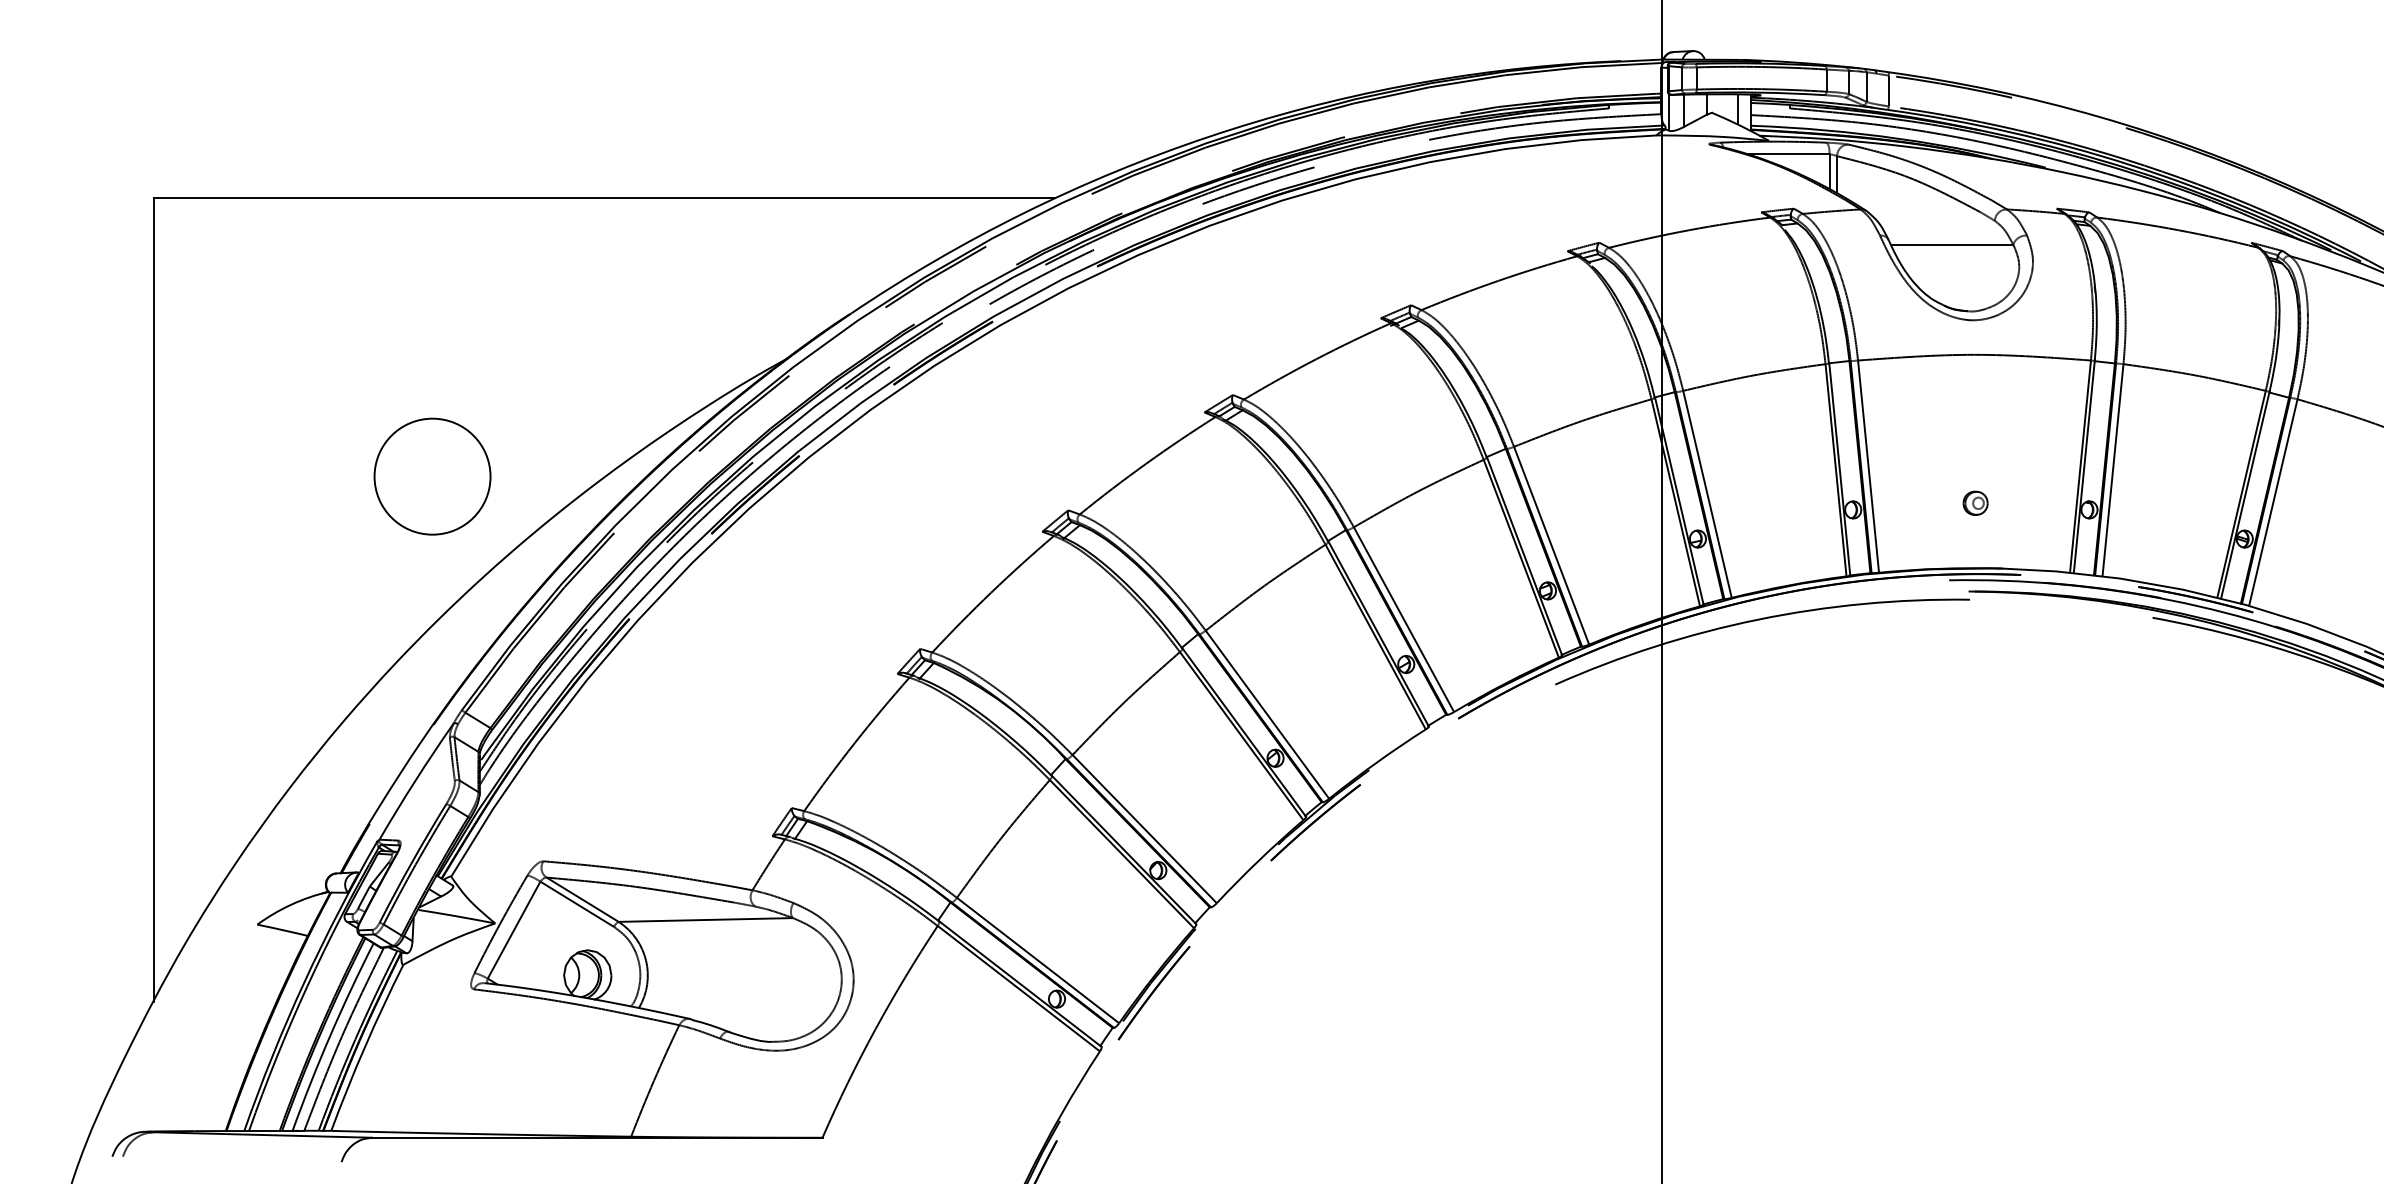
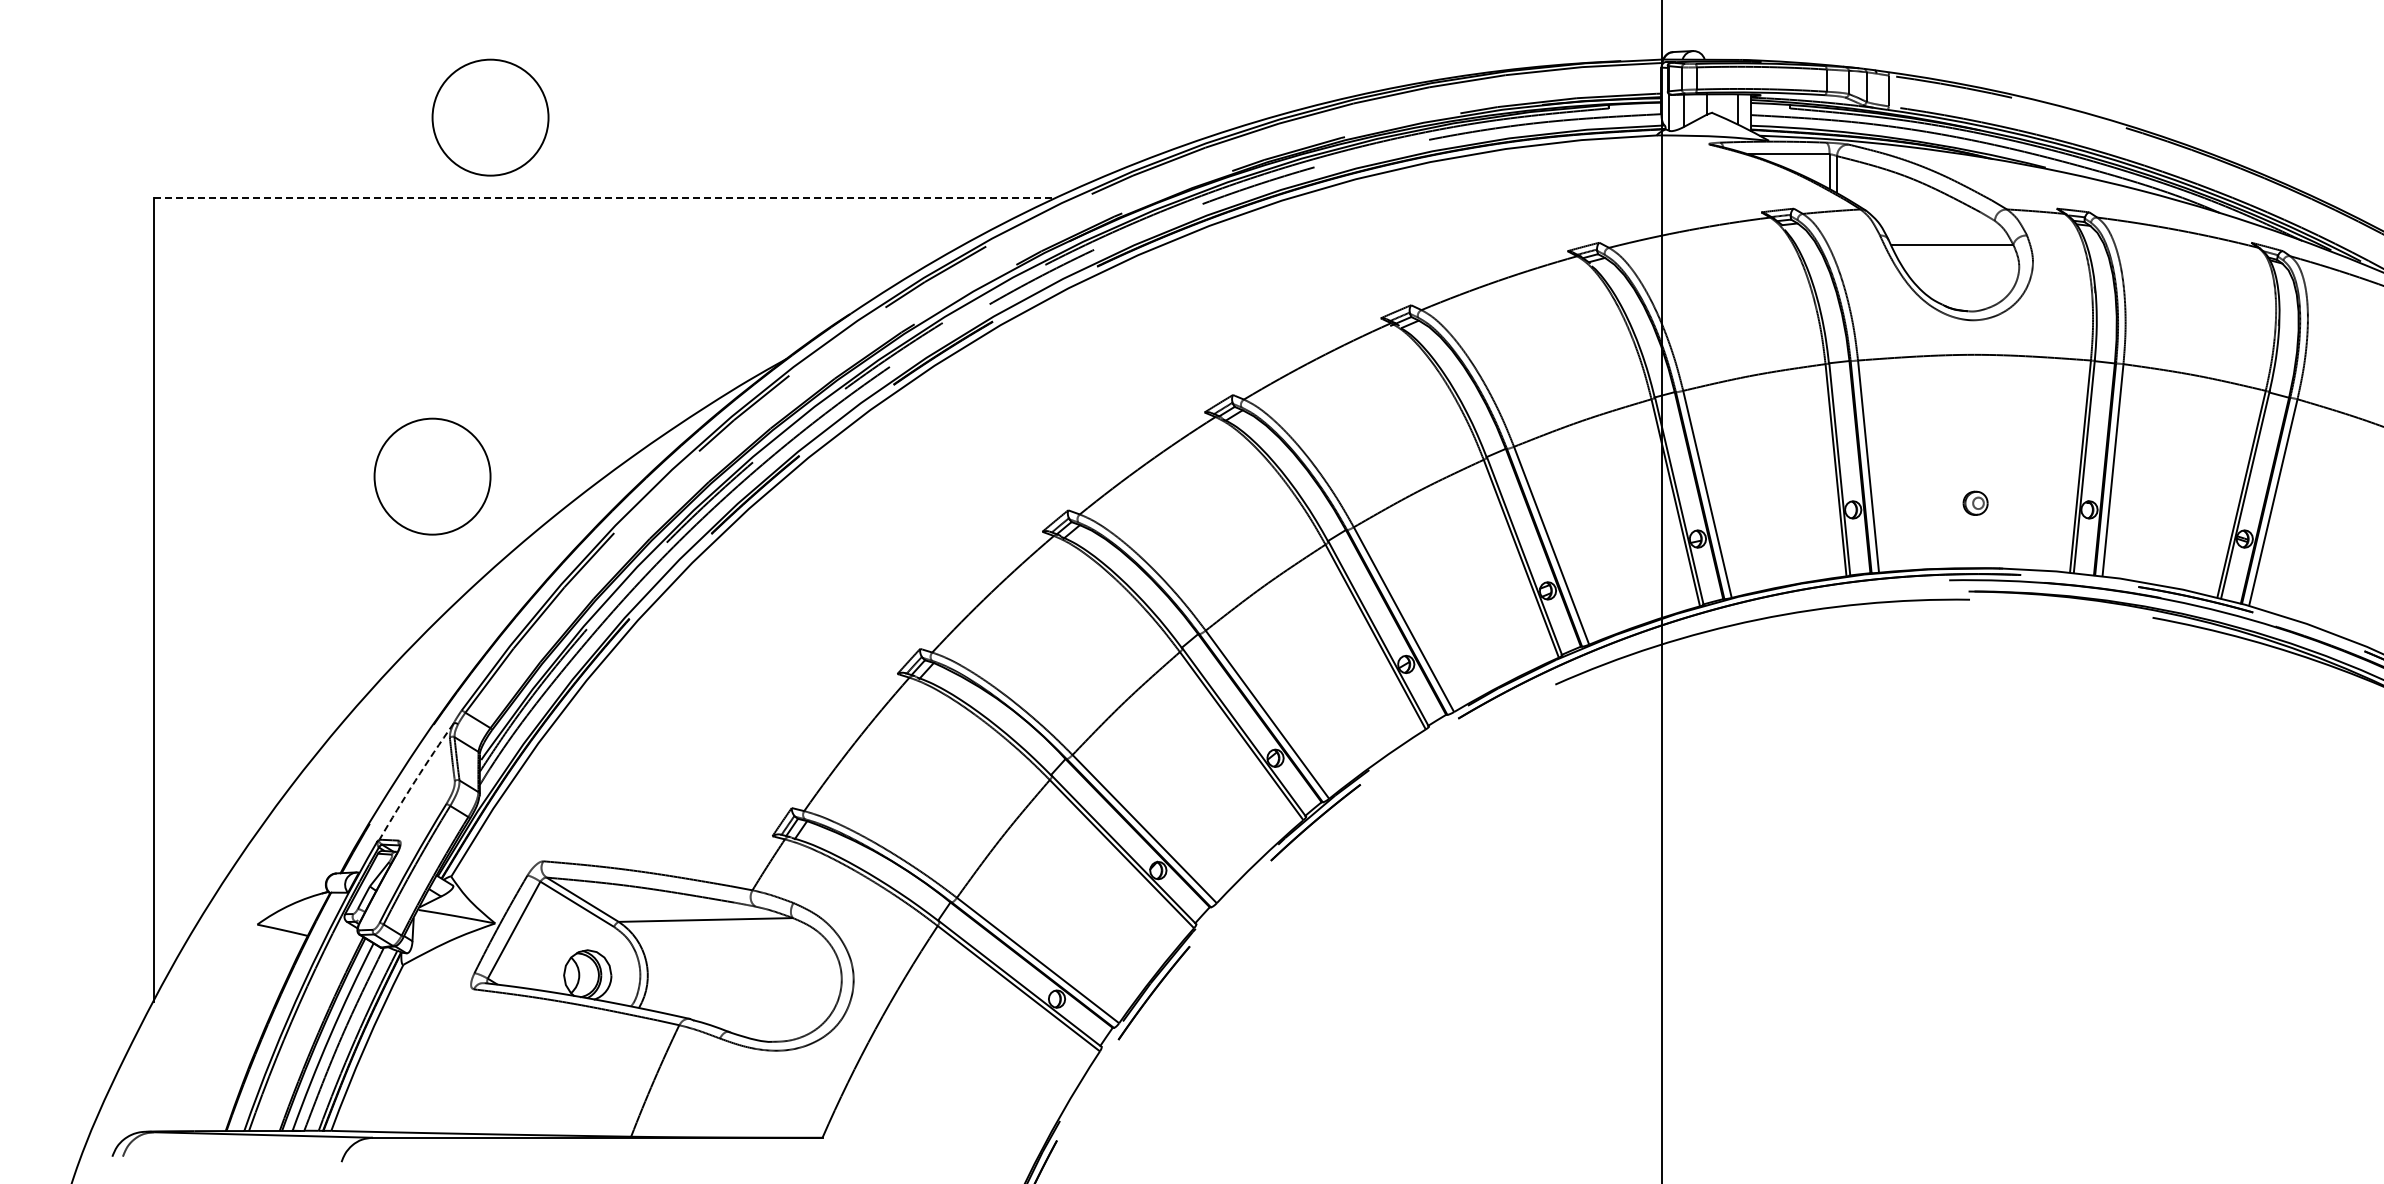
circle: none -> present (490, 117)
line: solid -> dashed (604, 198)
arc: solid -> dashed (415, 780)
